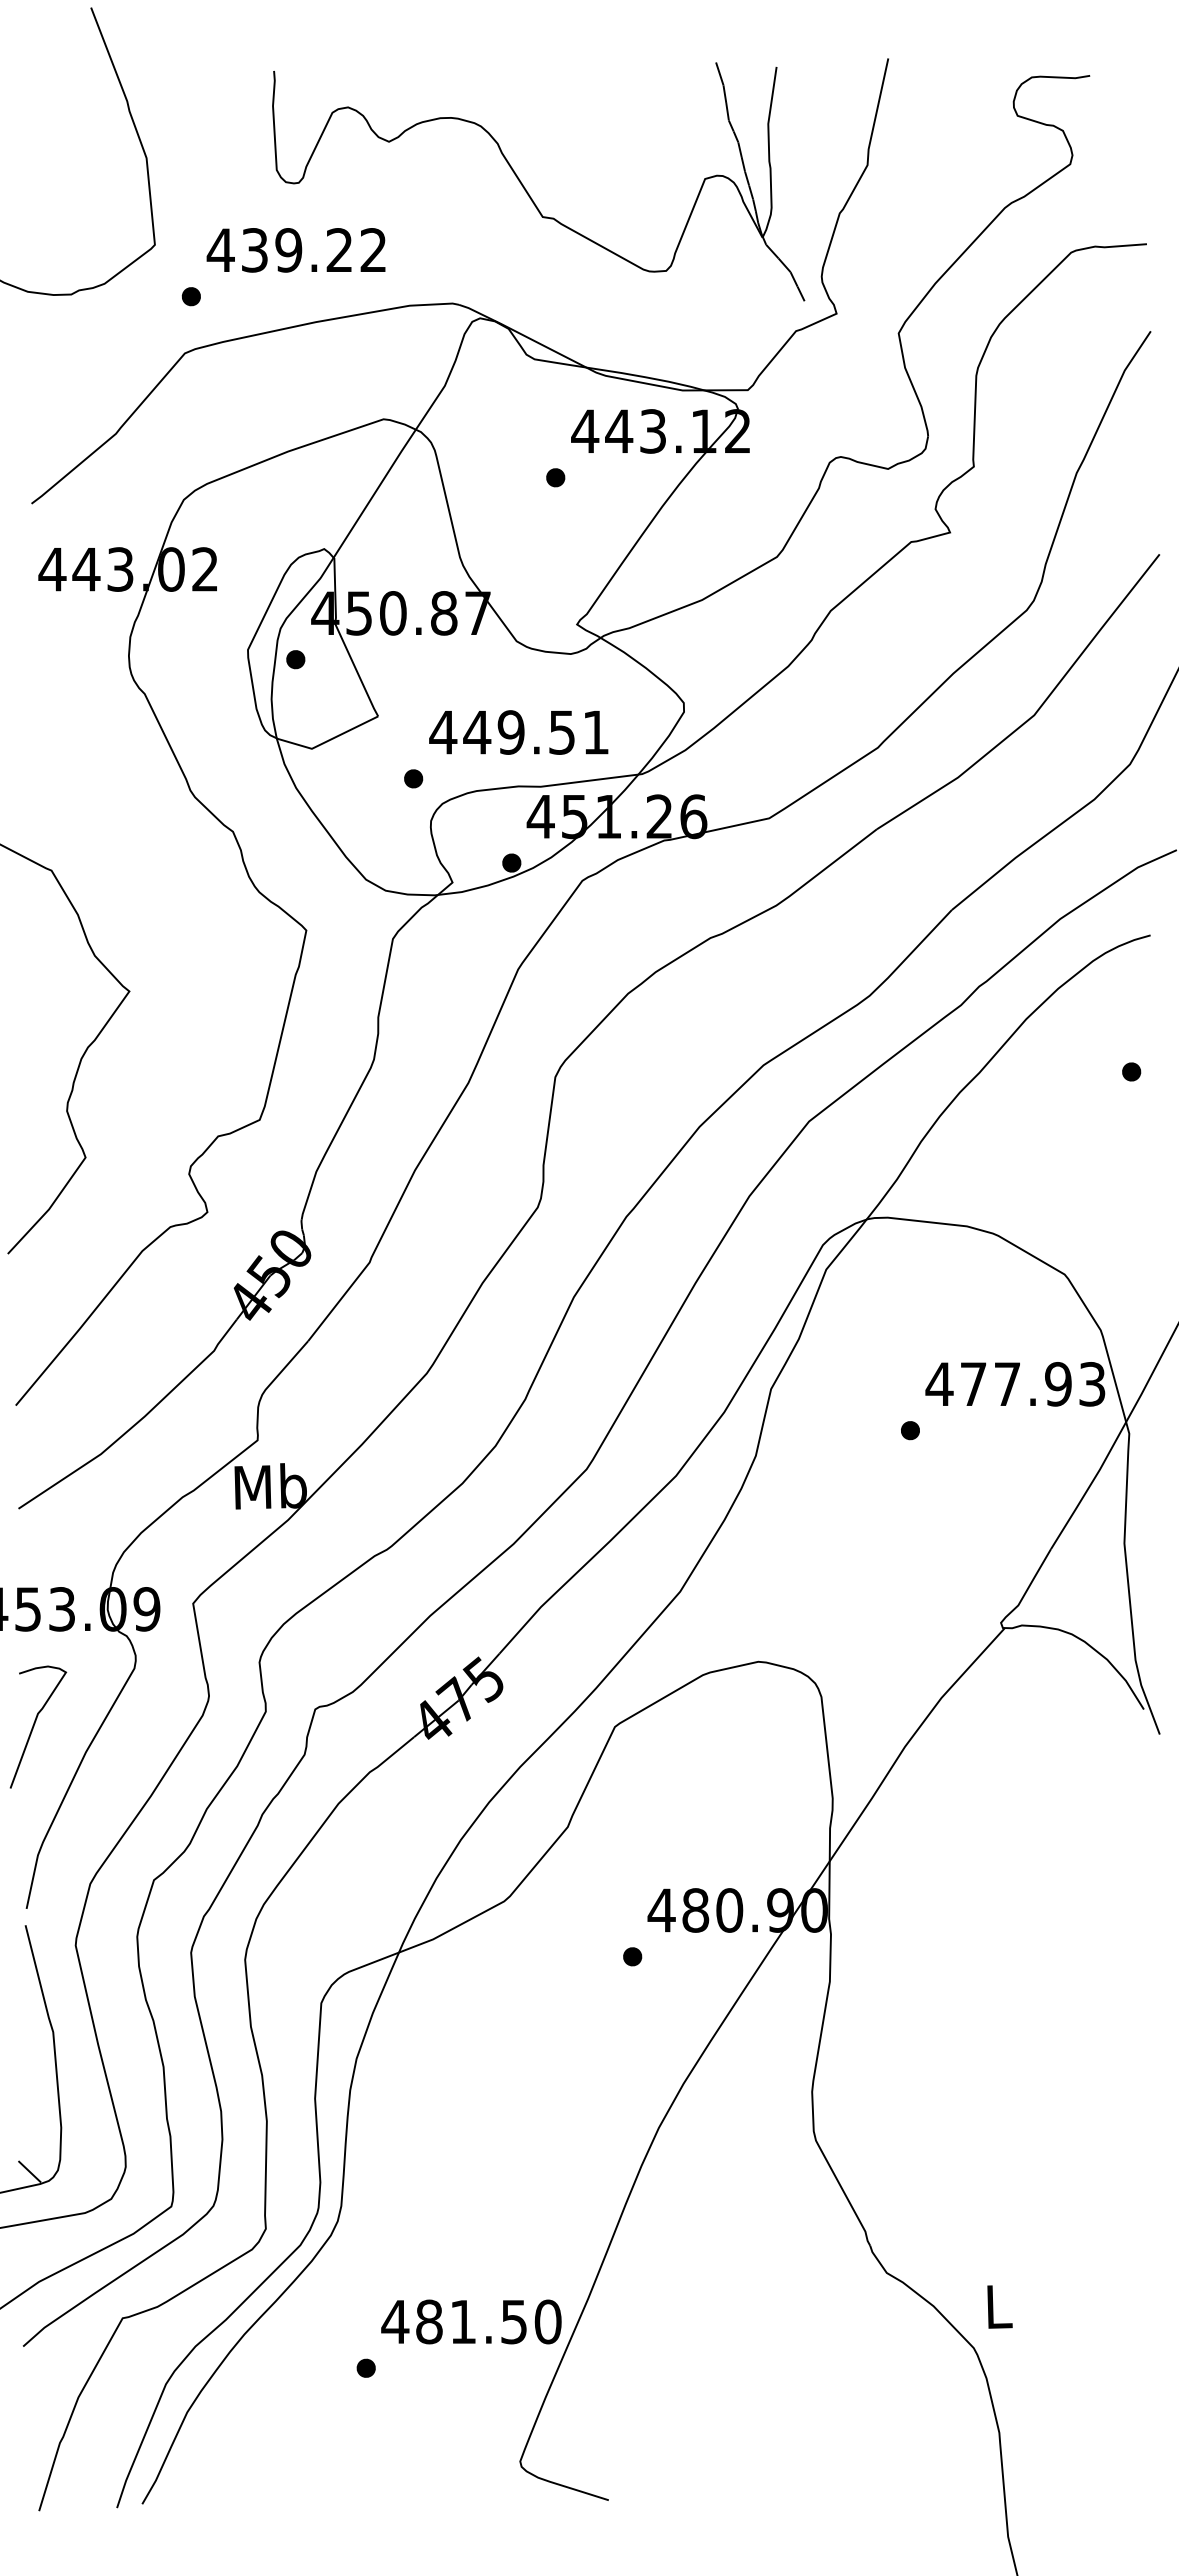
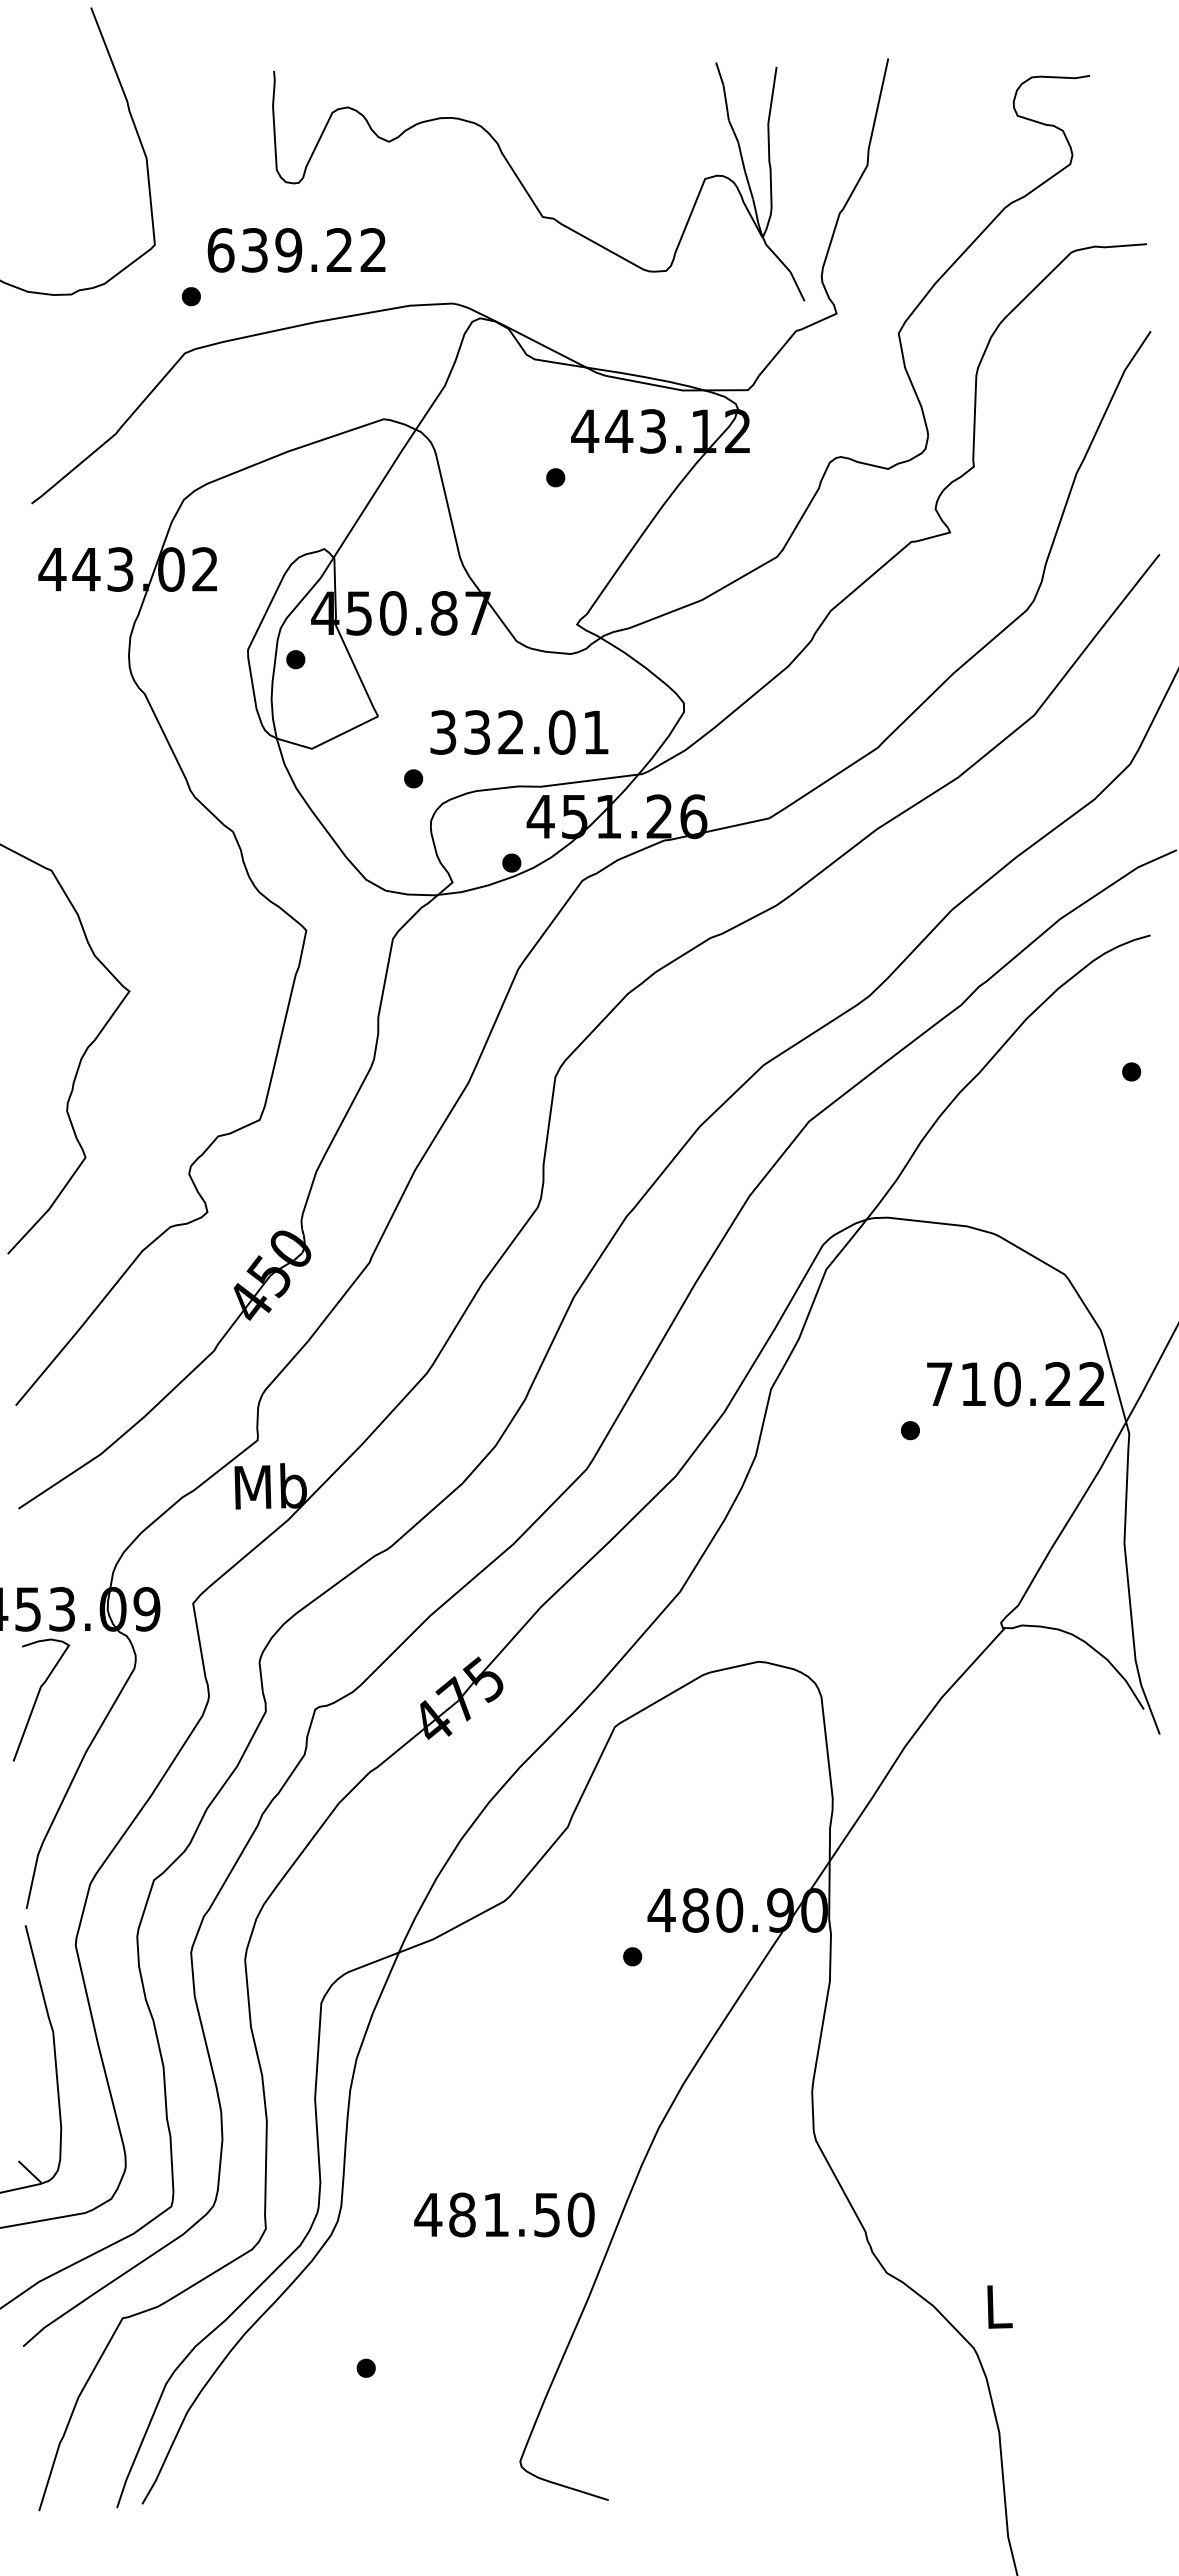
text: 439.22 -> 639.22 (220, 250)
text: 449.51 -> 332.01 (502, 732)
text: 477.93 -> 710.22 (1015, 1384)
curve position: (34, 1726) -> (37, 1699) (37, 1699)
text position: (471, 2321) -> (504, 2214) (504, 2214)
